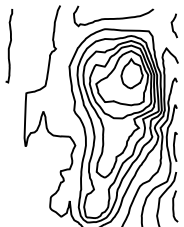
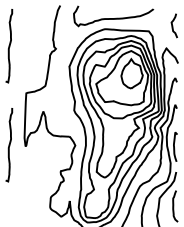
curve: none -> present (9, 145)
